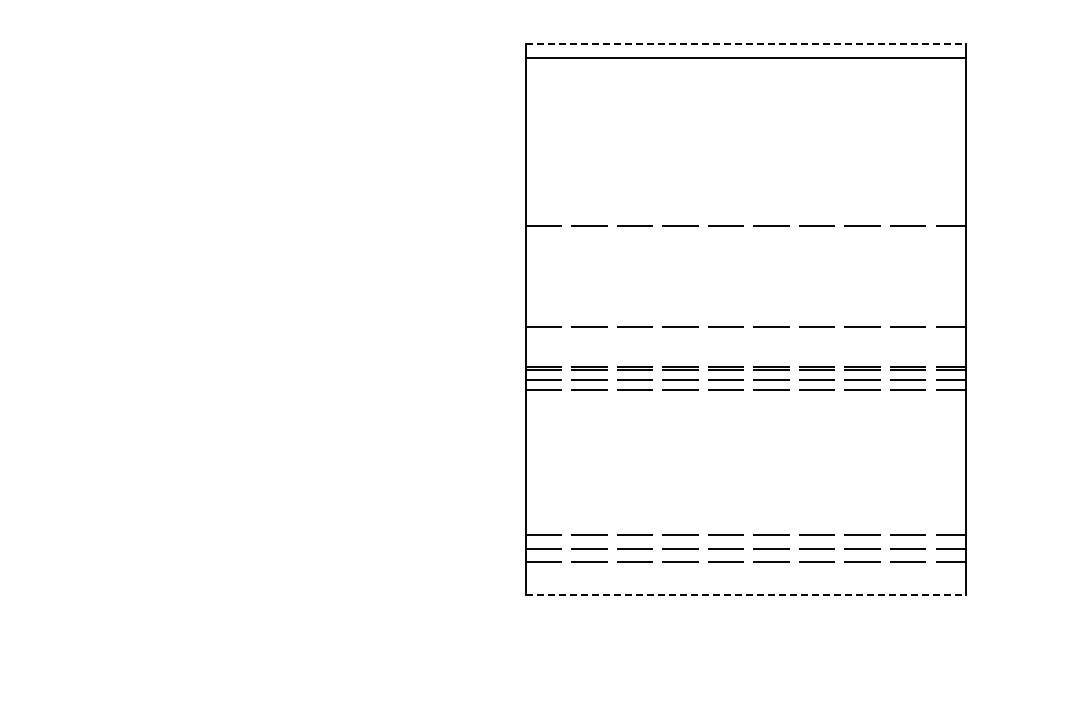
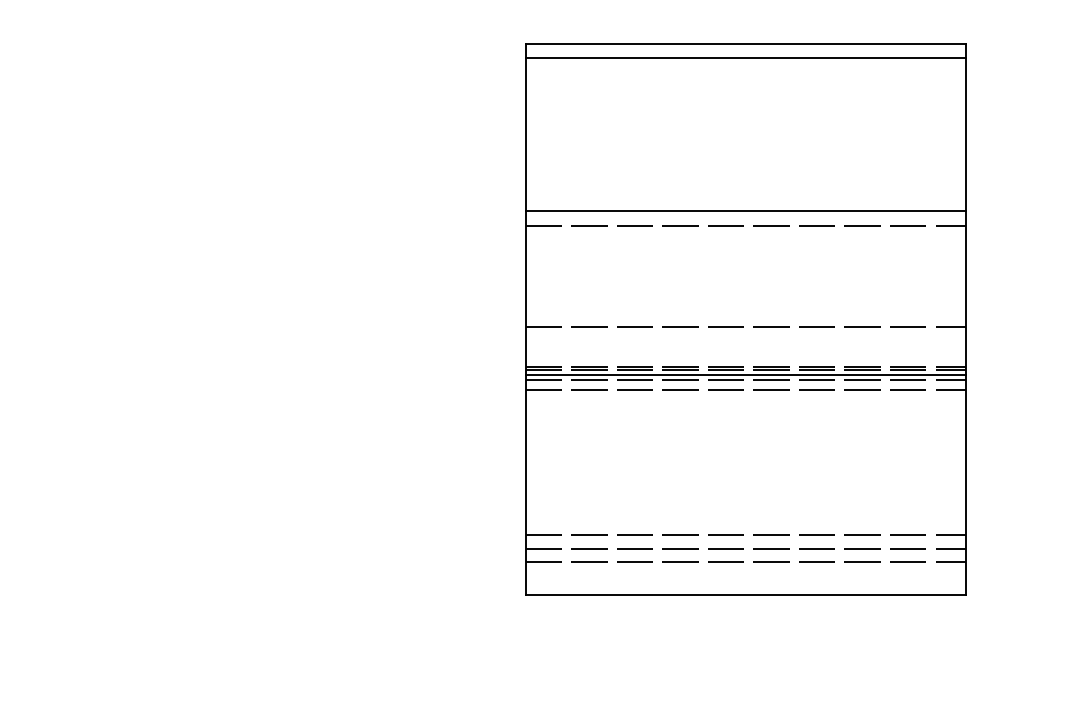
line: dashed -> solid (746, 43)
line: none -> present (745, 211)
line: none -> present (745, 374)
line: dashed -> solid (746, 594)
